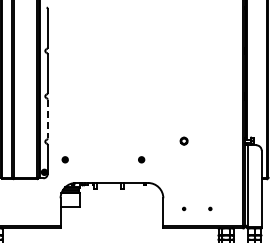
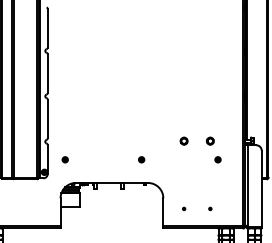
line: dashed -> solid (47, 119)
part: none -> present (210, 140)
part: none -> present (217, 159)
